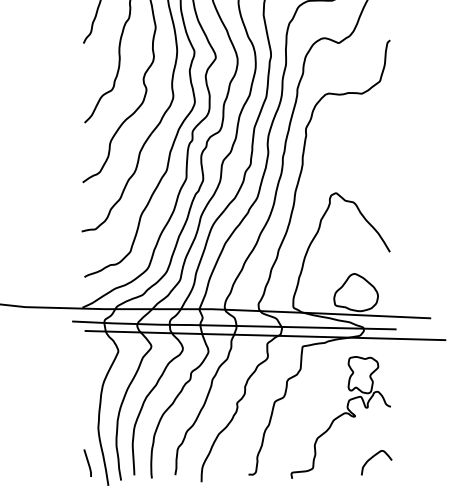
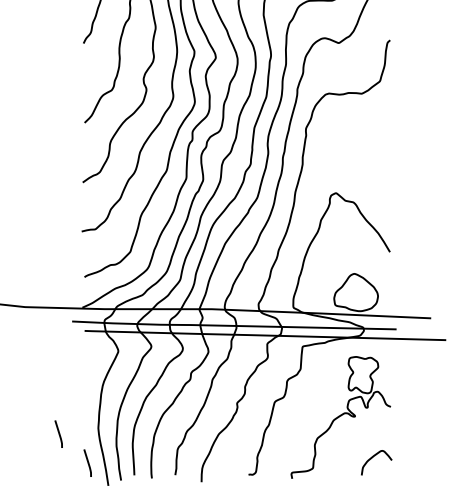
line: none -> present (58, 433)
